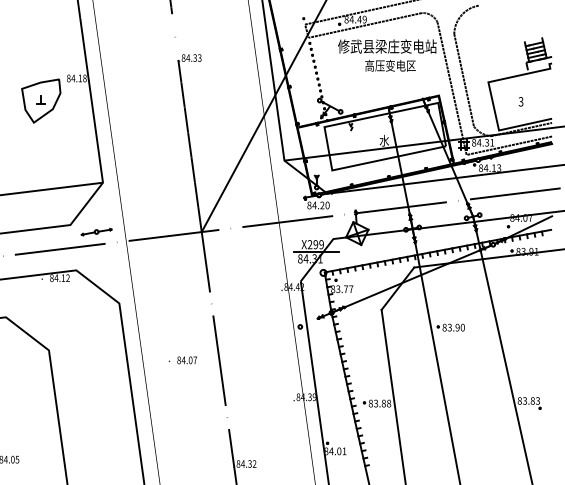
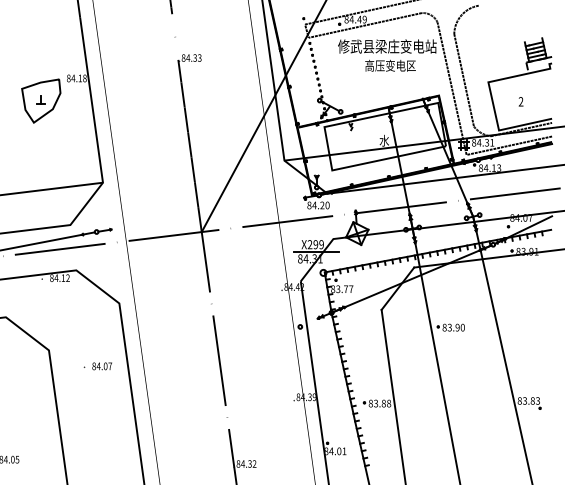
text: 3 -> 2 (520, 102)
line: none -> present (41, 242)
text position: (182, 360) -> (97, 366) (97, 366)
